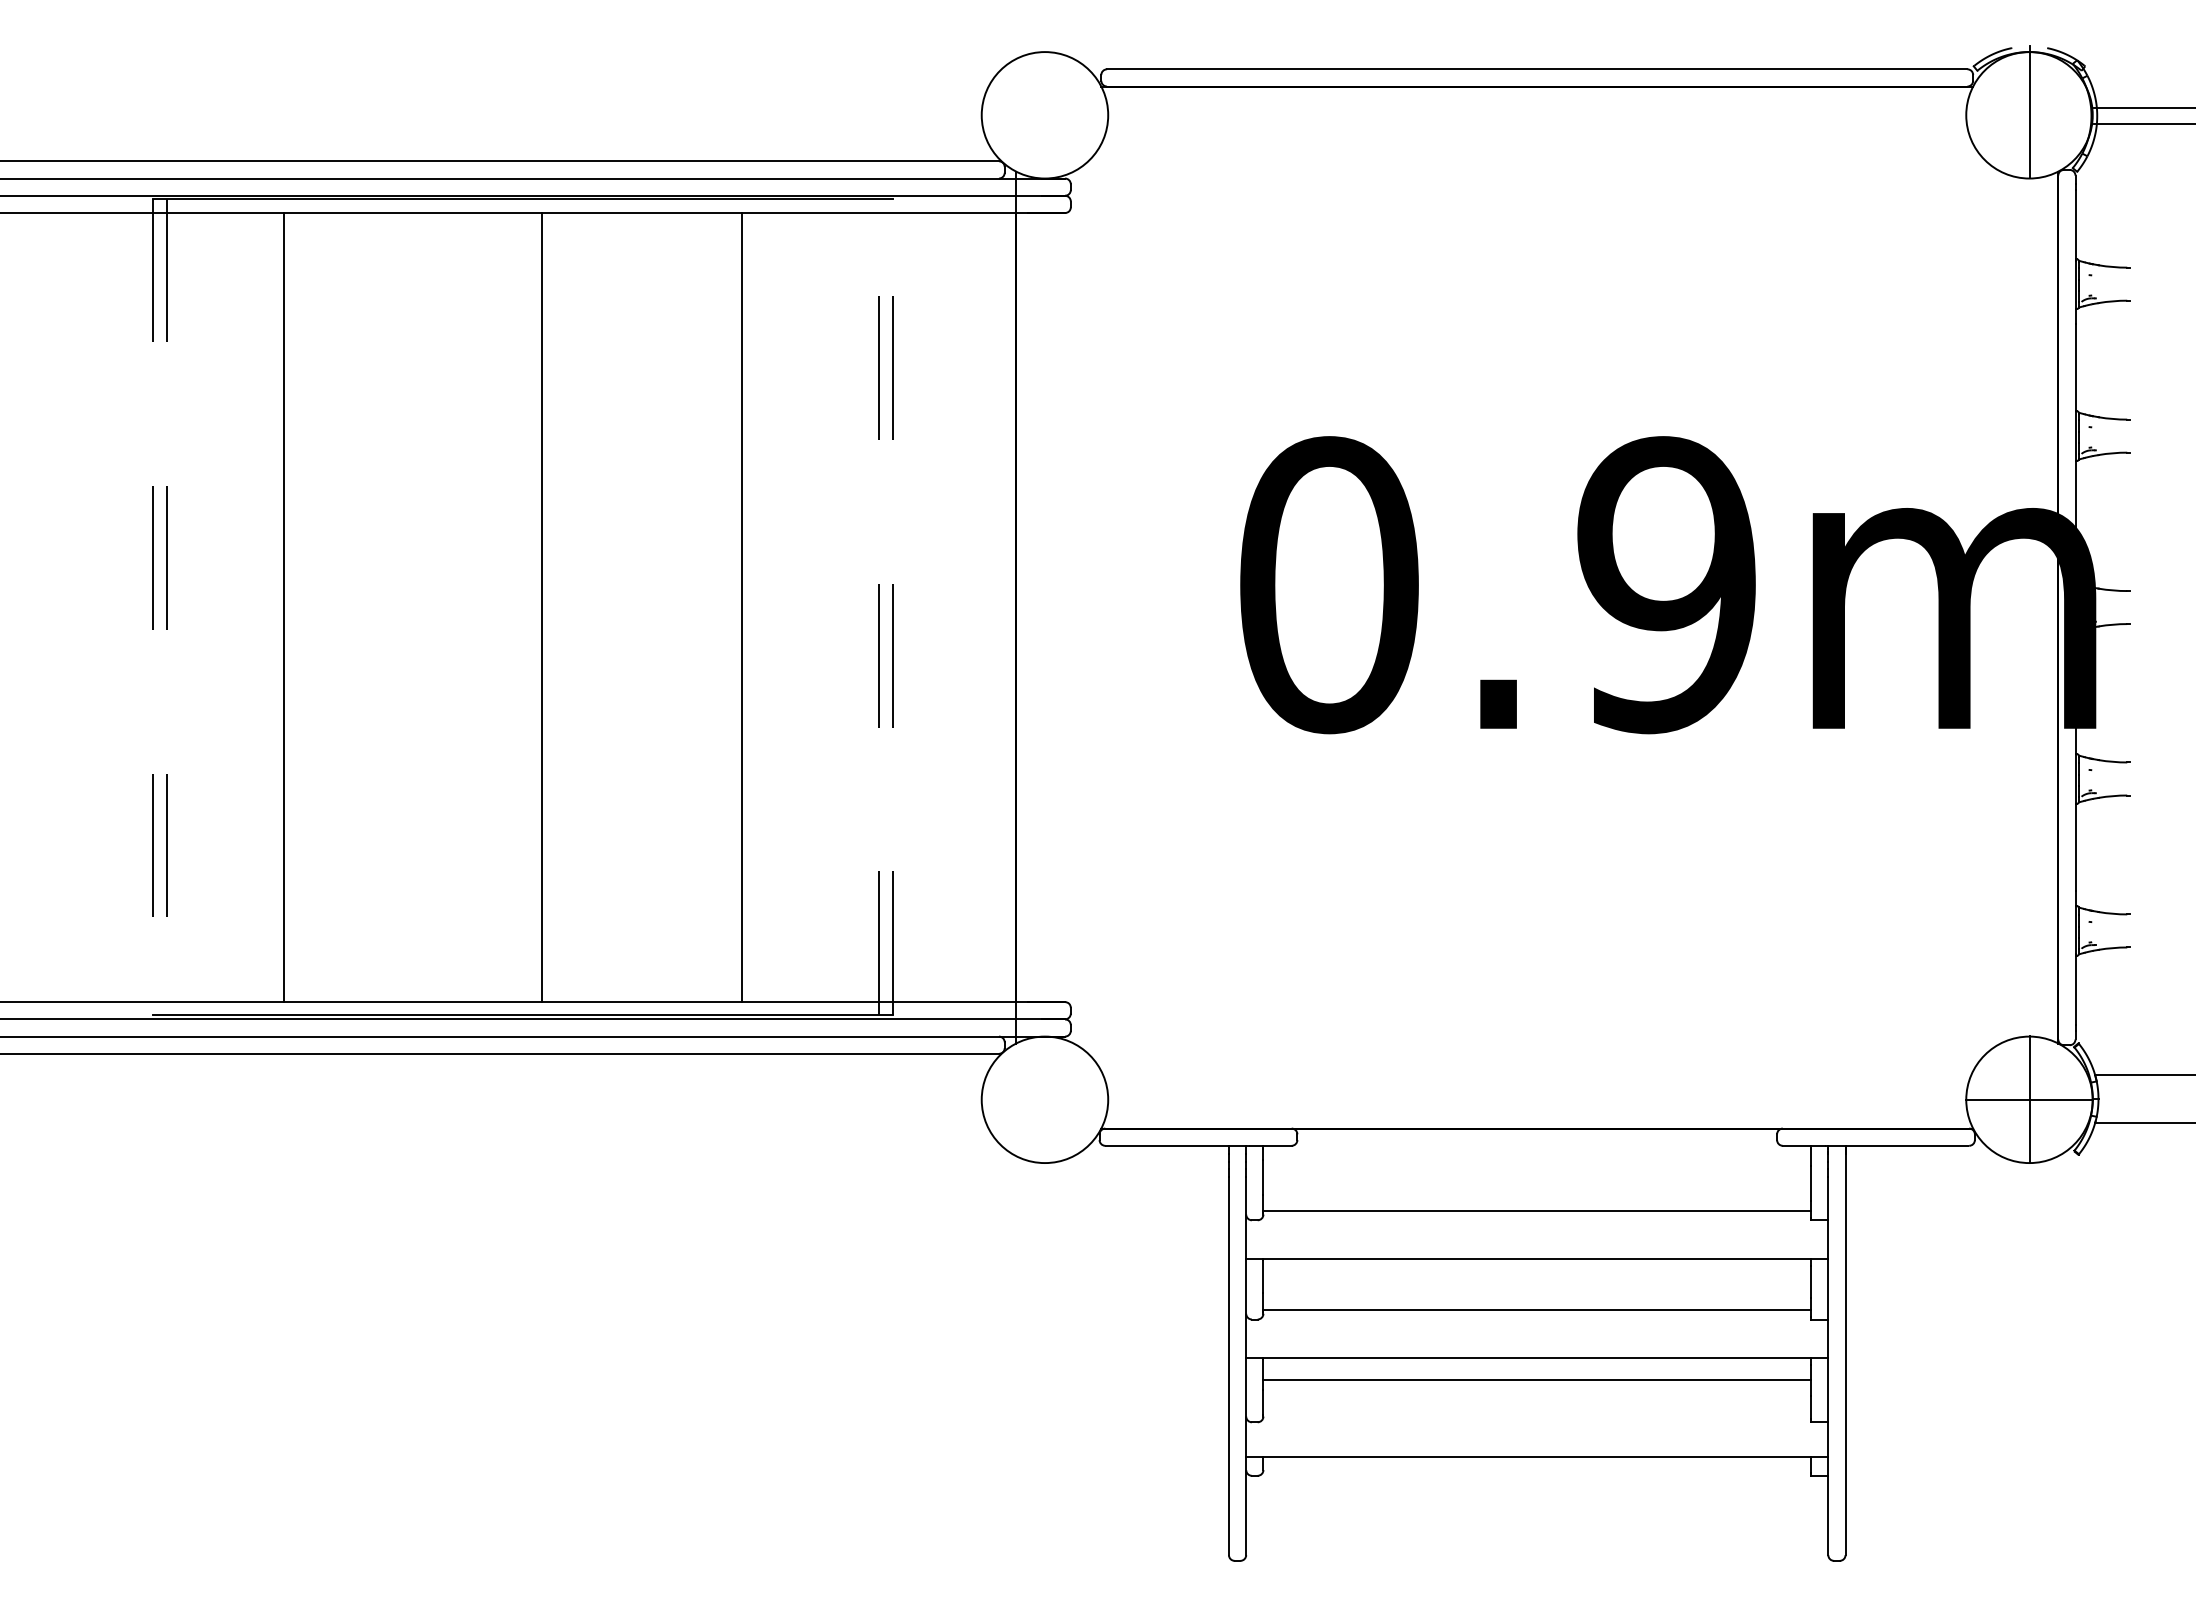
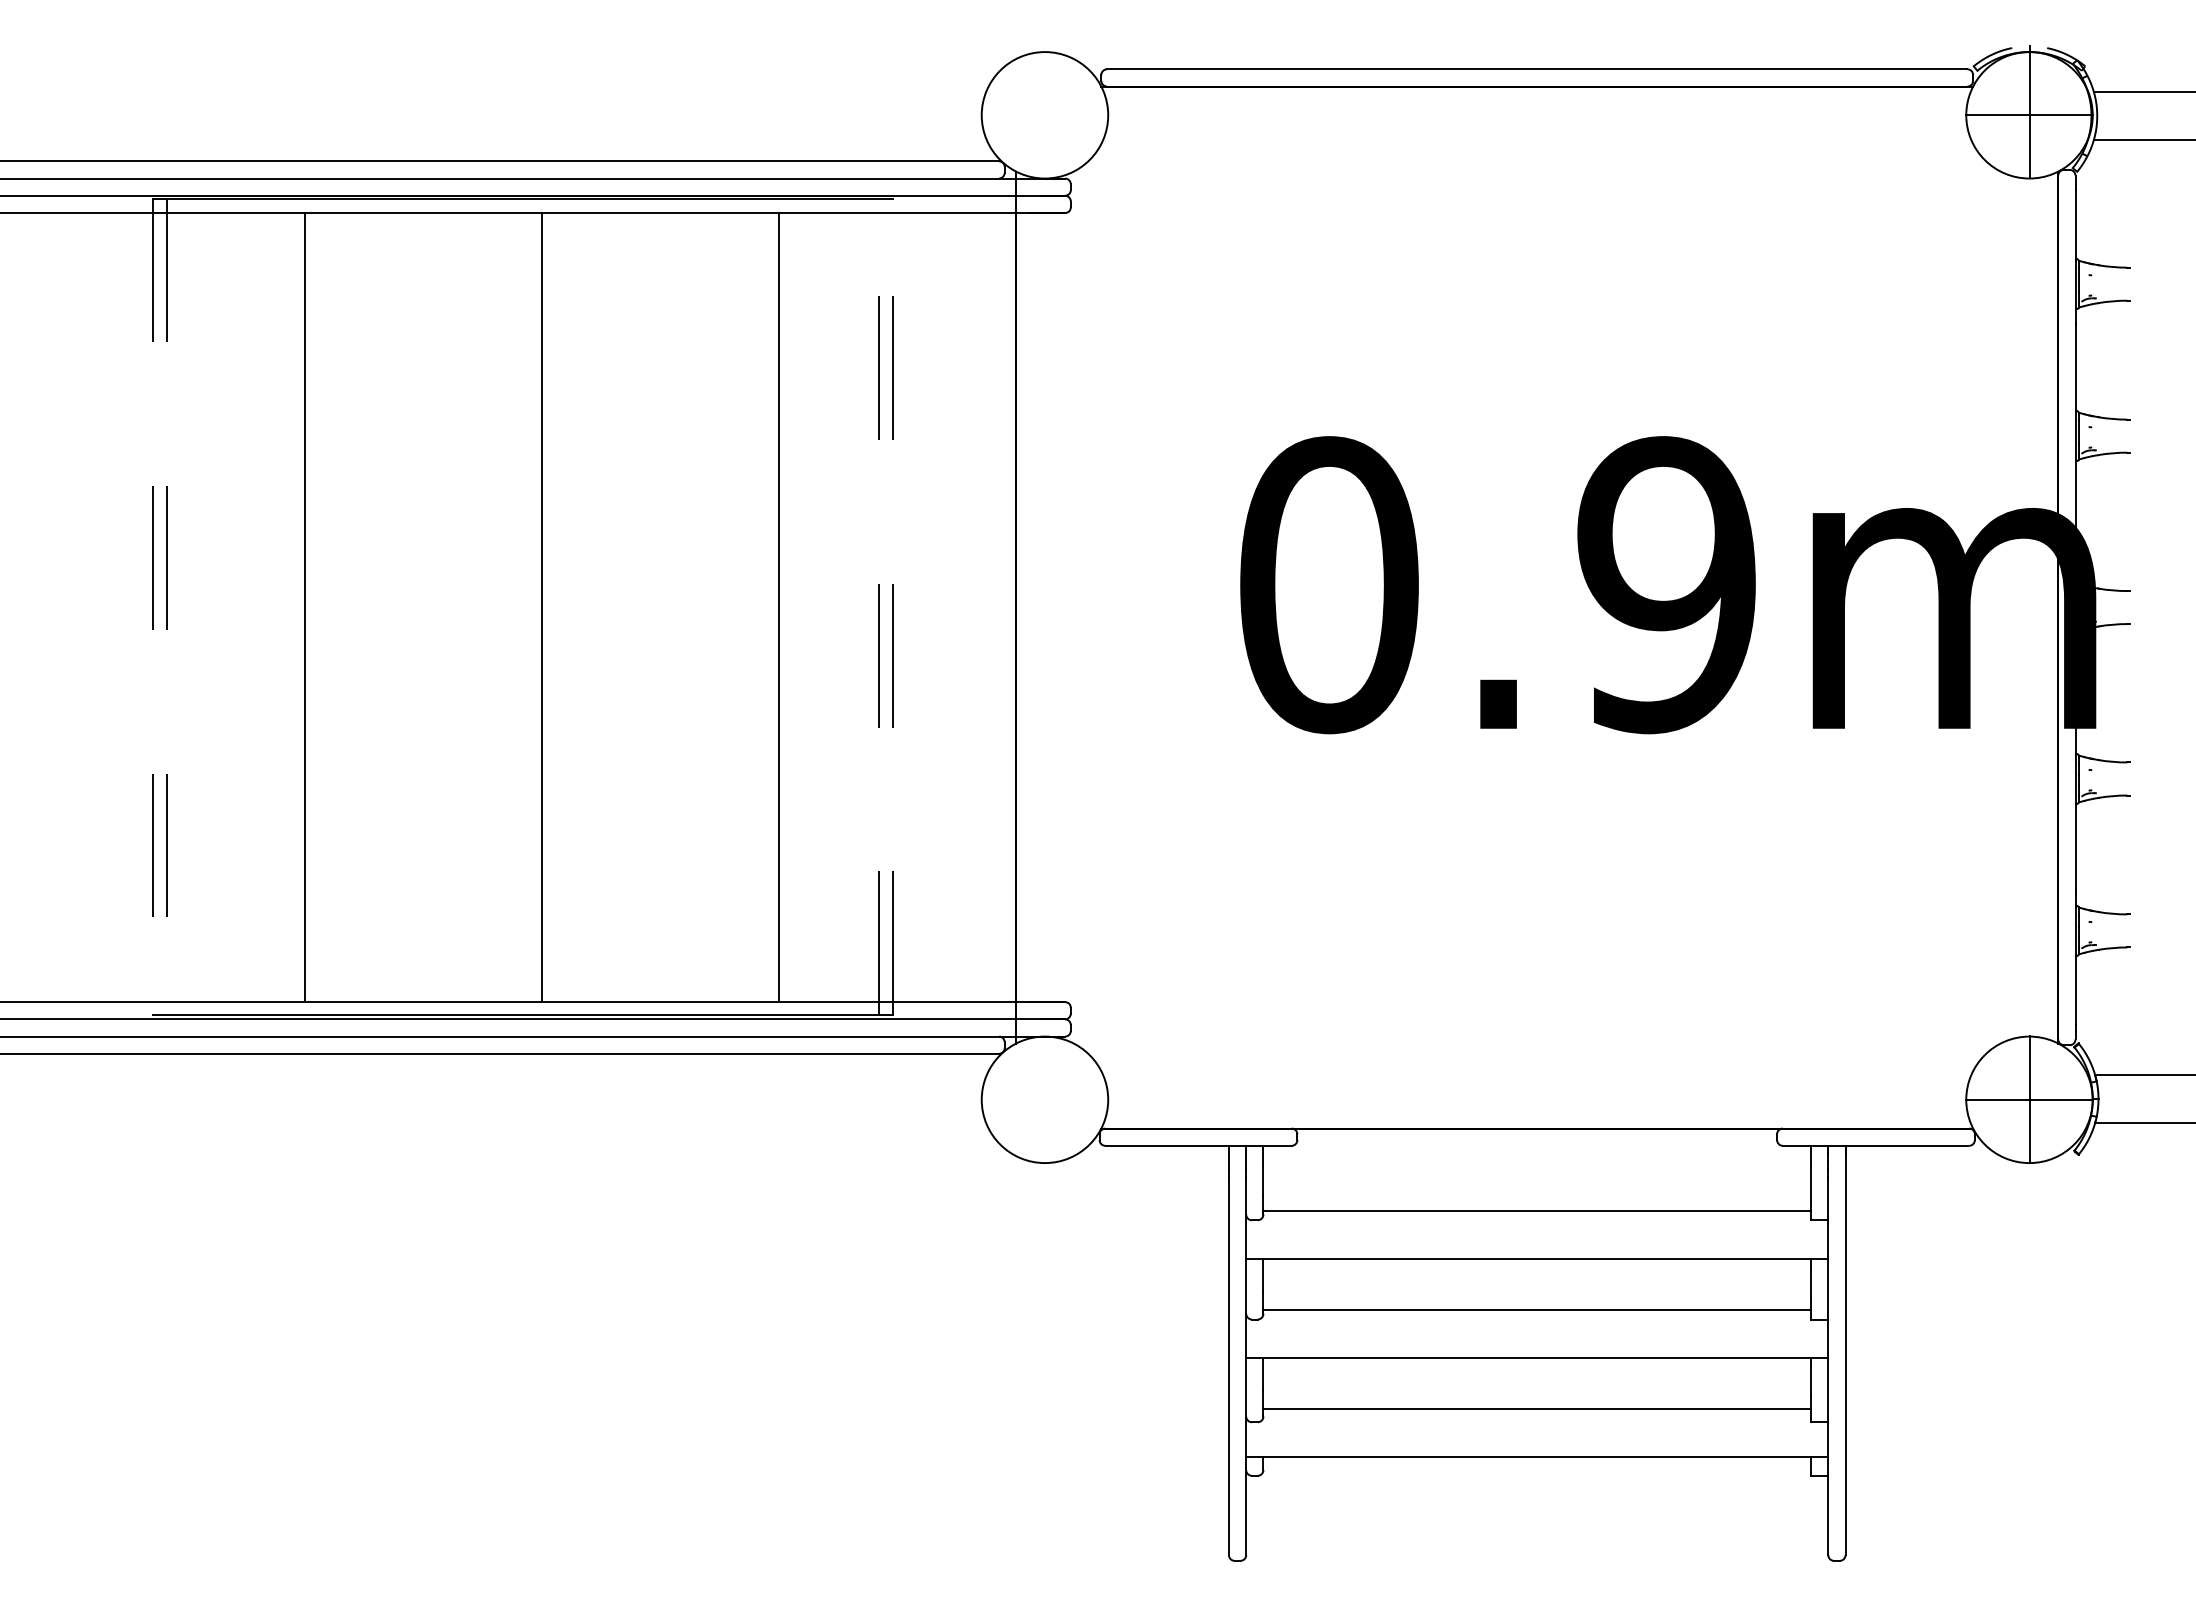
line position: (2142, 107) -> (2142, 91) (2142, 91)
line: none -> present (2029, 115)
line position: (2142, 124) -> (2142, 140) (2142, 140)
line position: (283, 607) -> (304, 607) (304, 607)
line position: (742, 607) -> (779, 607) (779, 607)
line position: (1537, 1380) -> (1537, 1409) (1537, 1409)
